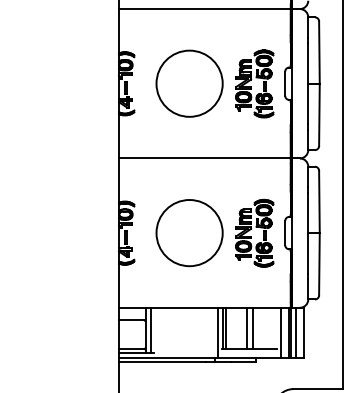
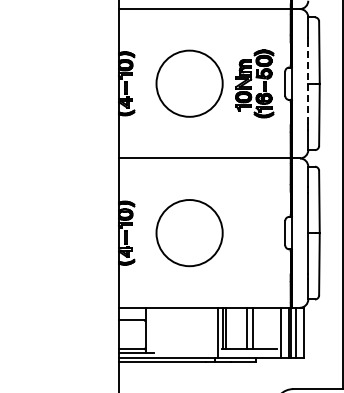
line: solid -> dashed (308, 83)
part: present -> none (254, 232)
line: present -> none (150, 330)
